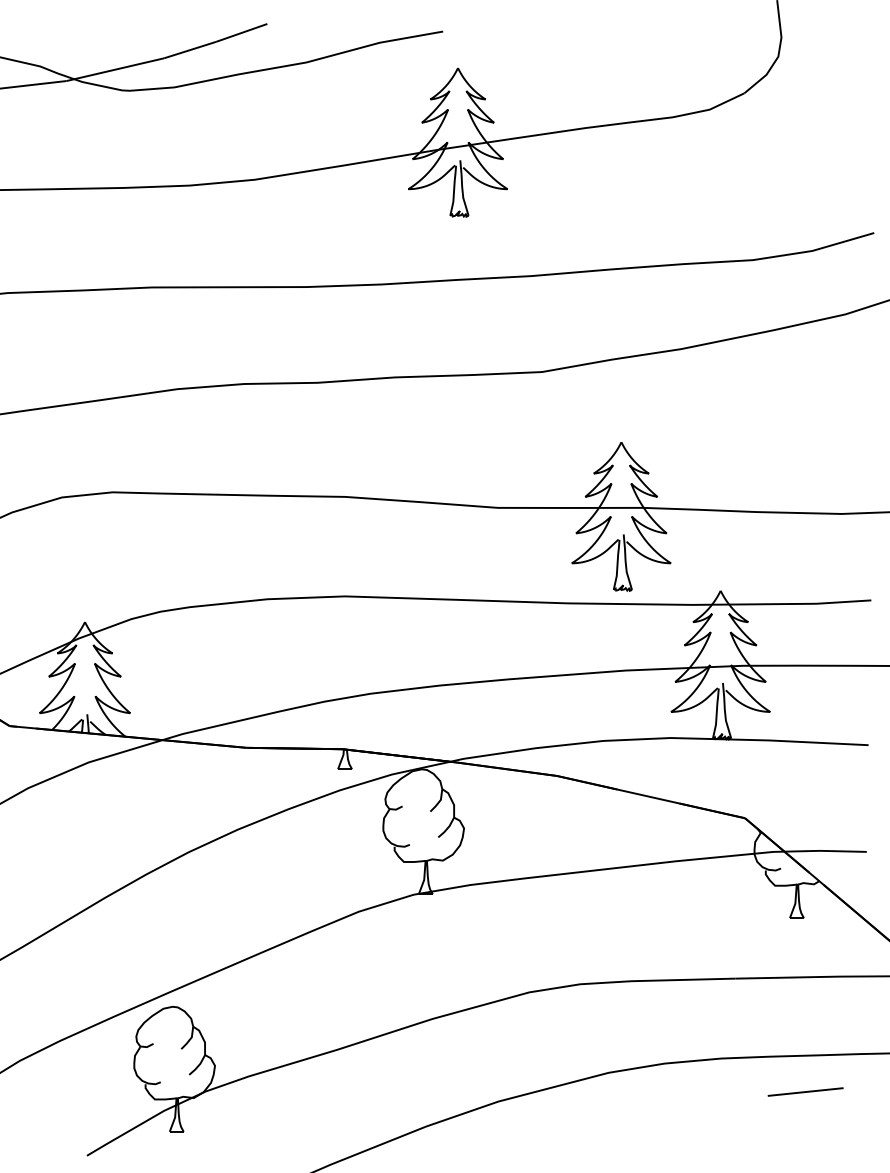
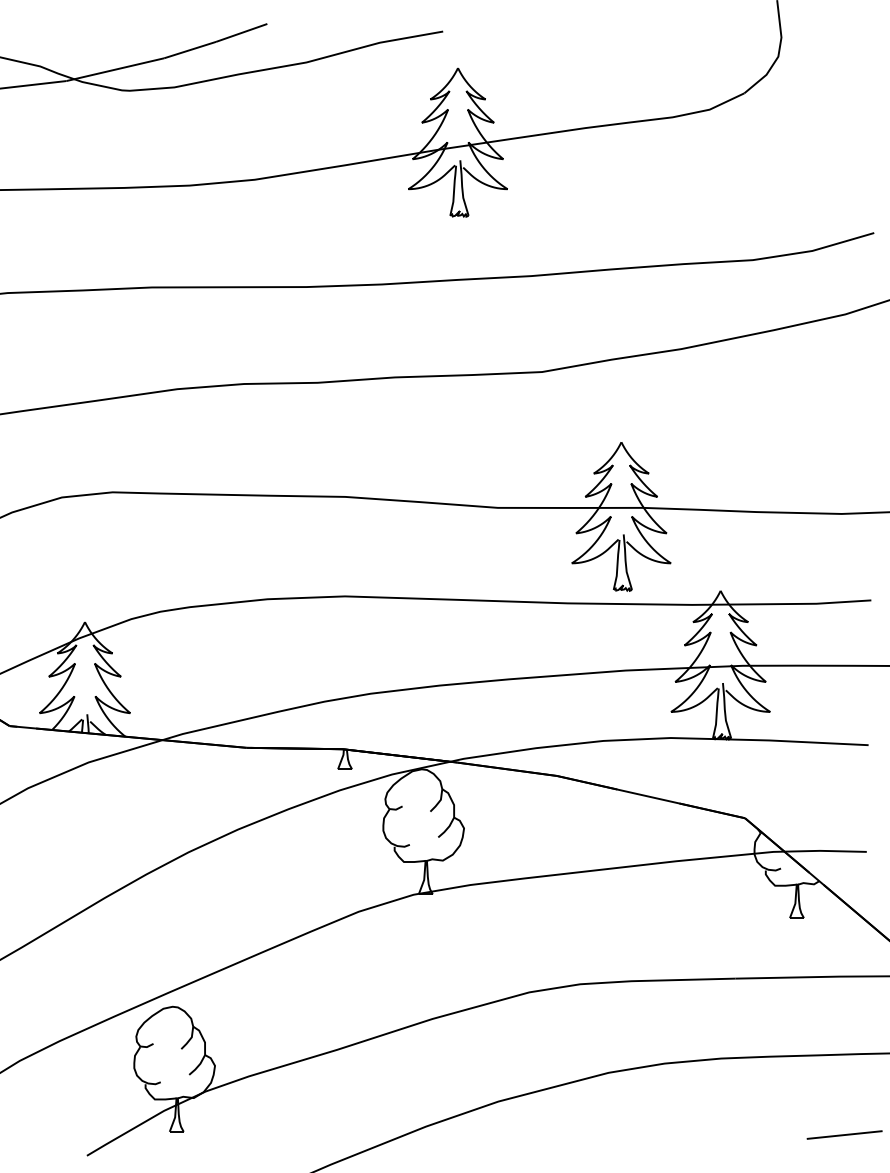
line position: (805, 1091) -> (844, 1134) (844, 1134)
